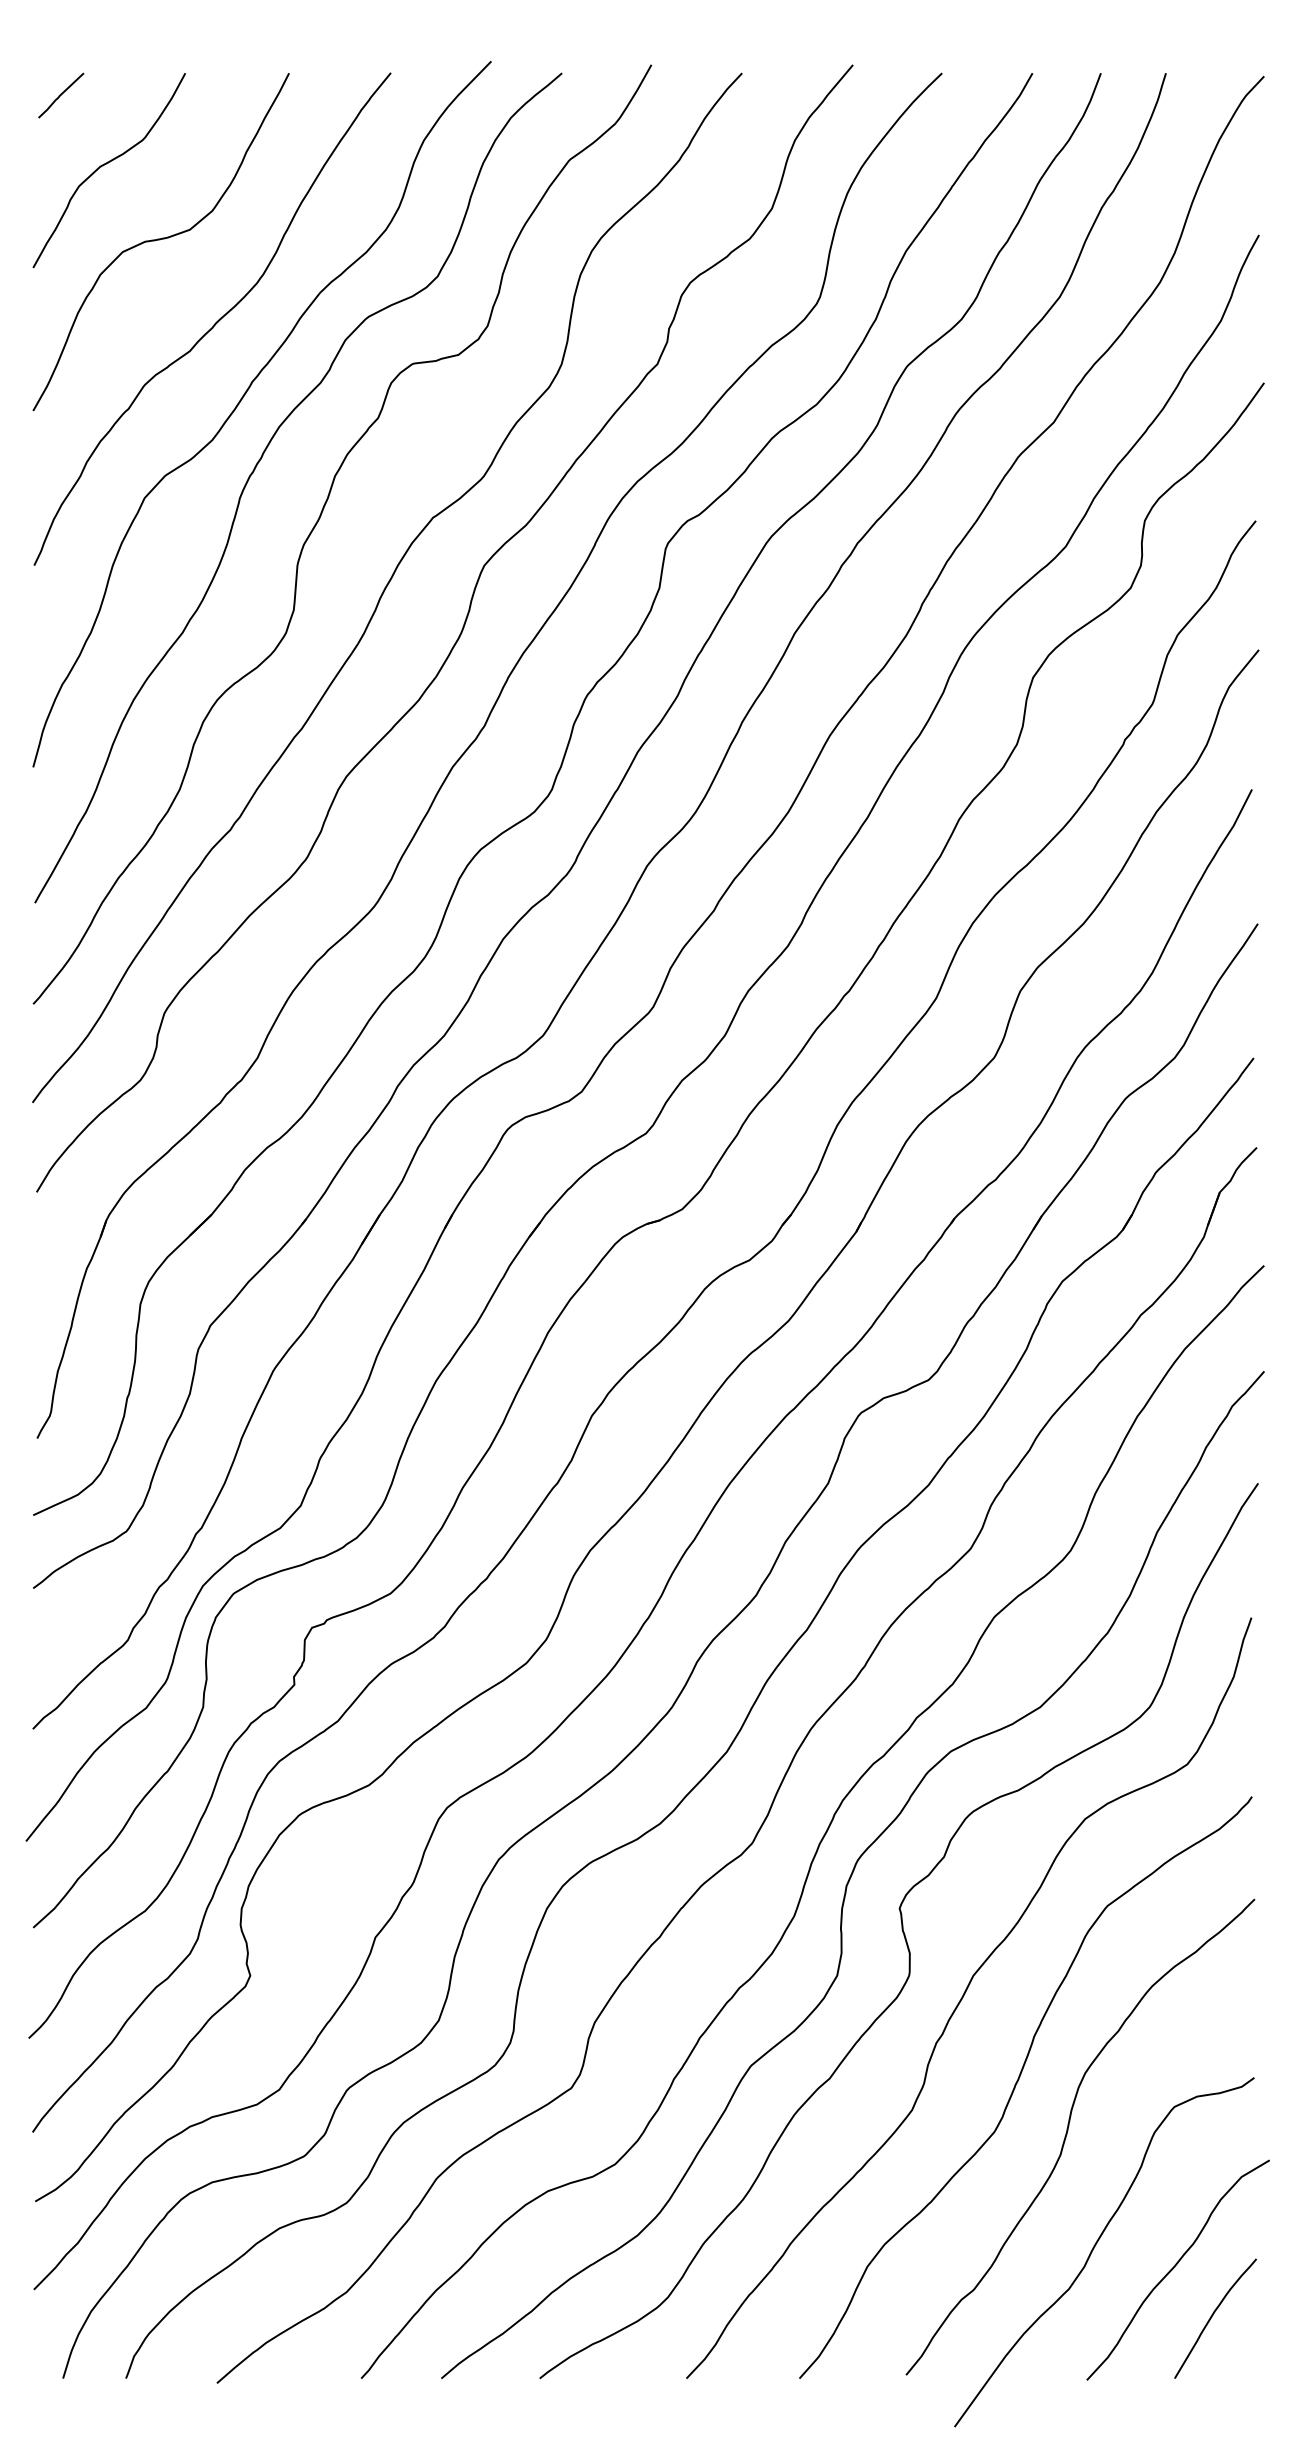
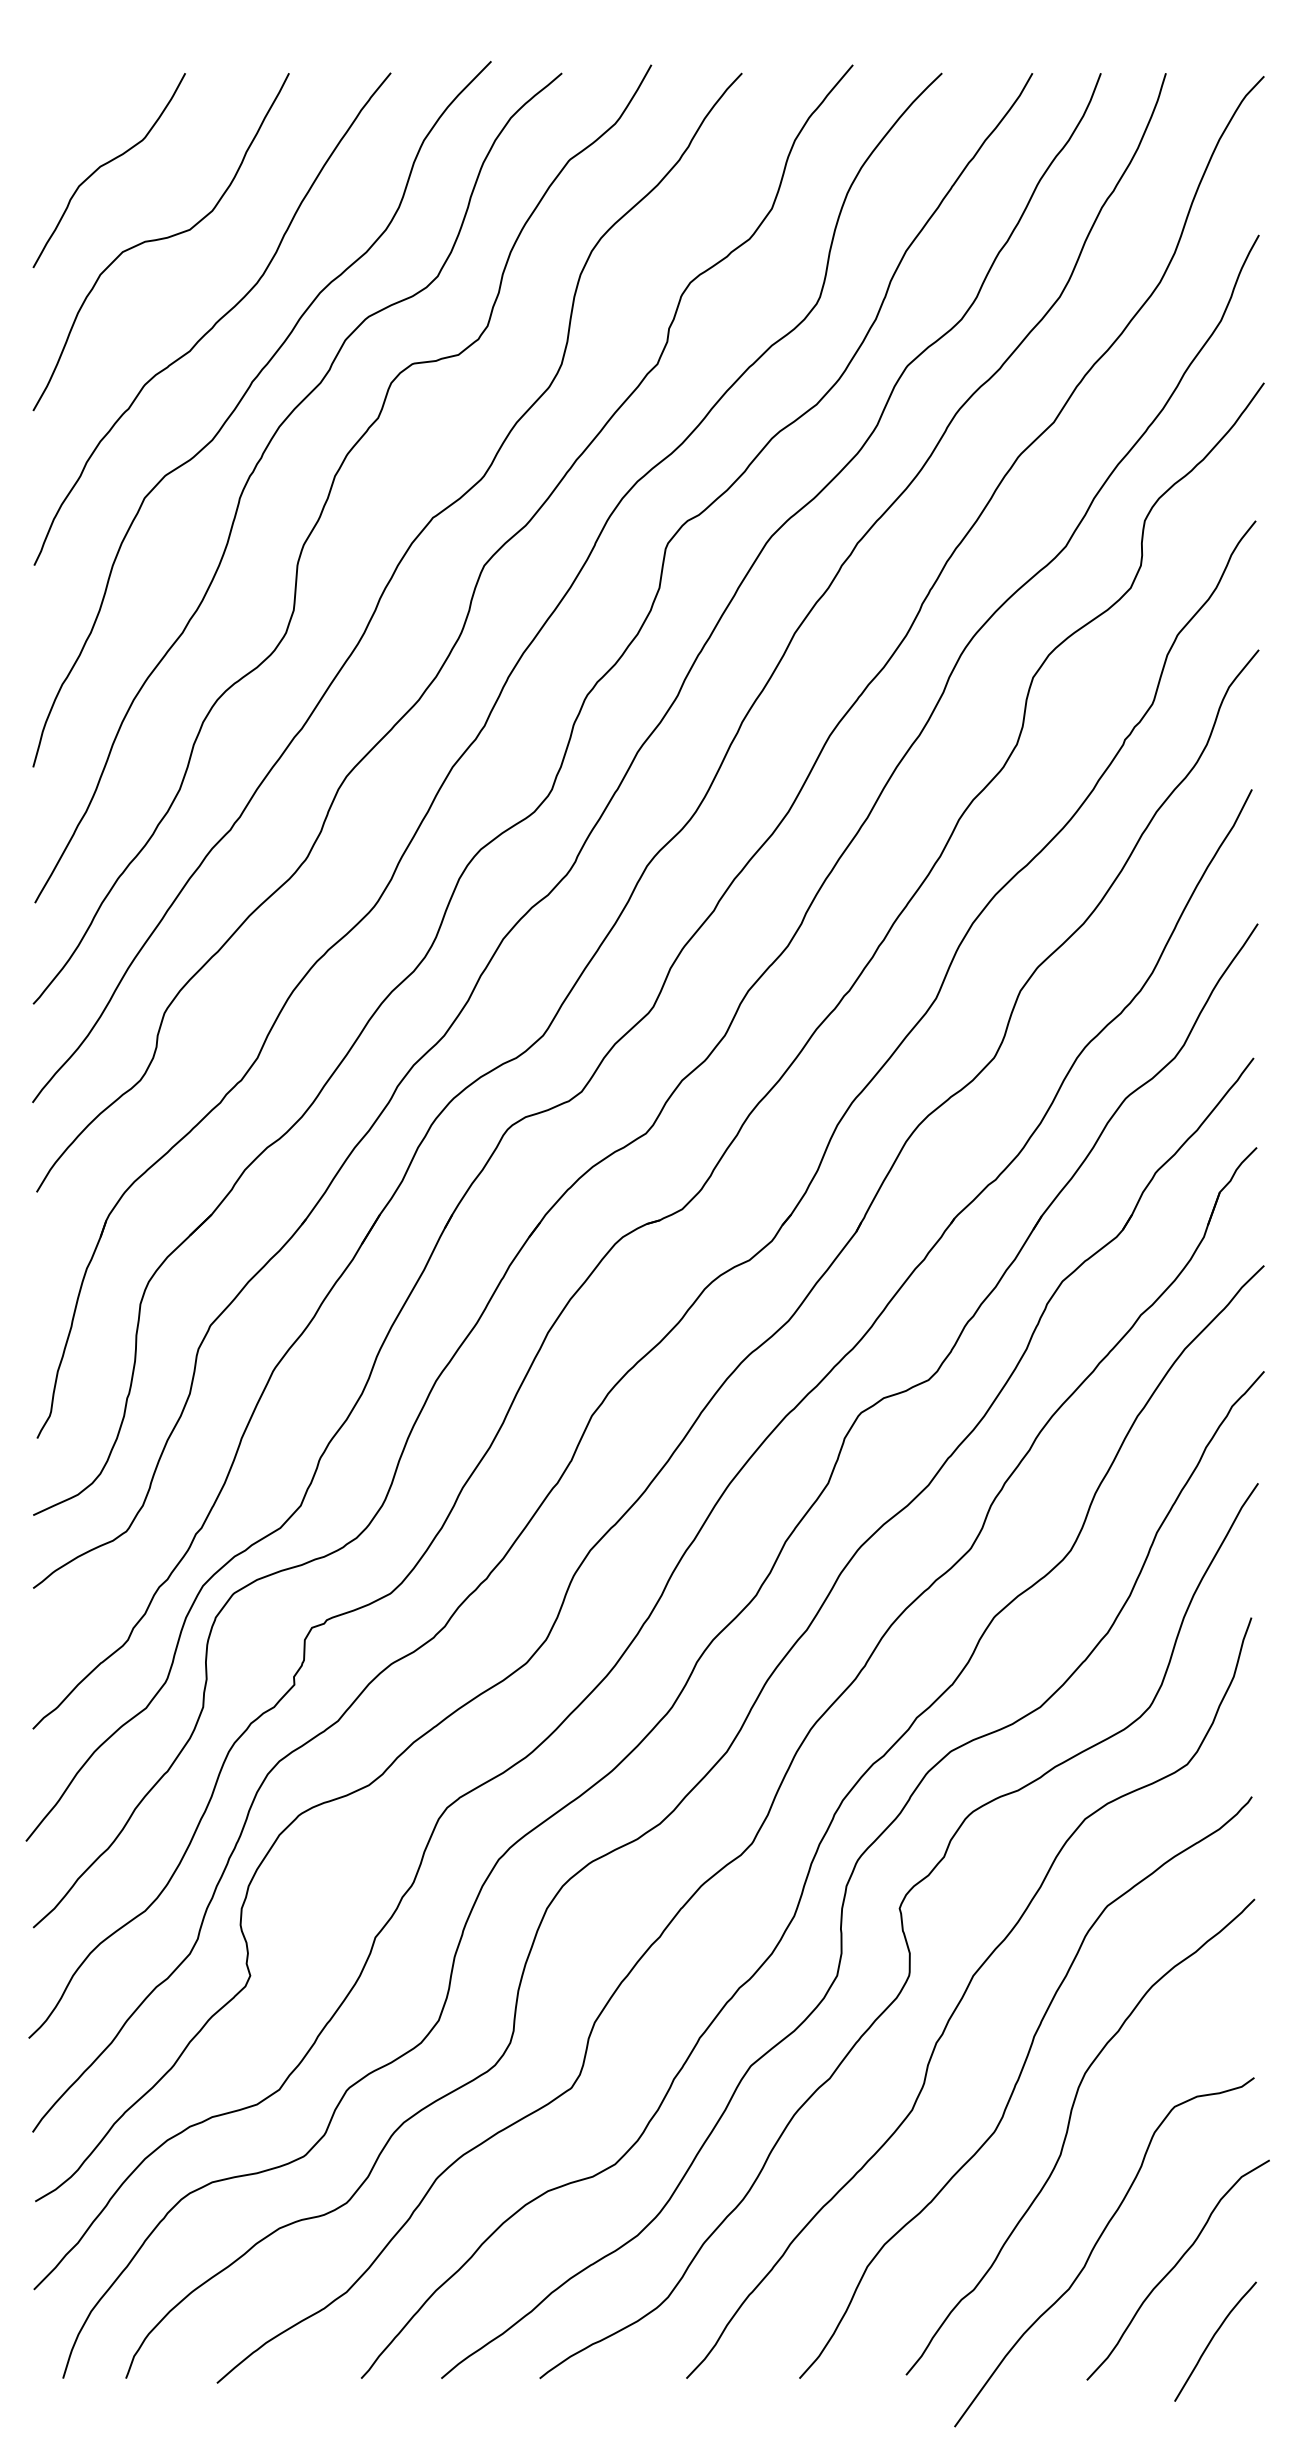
line: present -> none (61, 95)
curve position: (1212, 2317) -> (1212, 2340) (1212, 2340)
